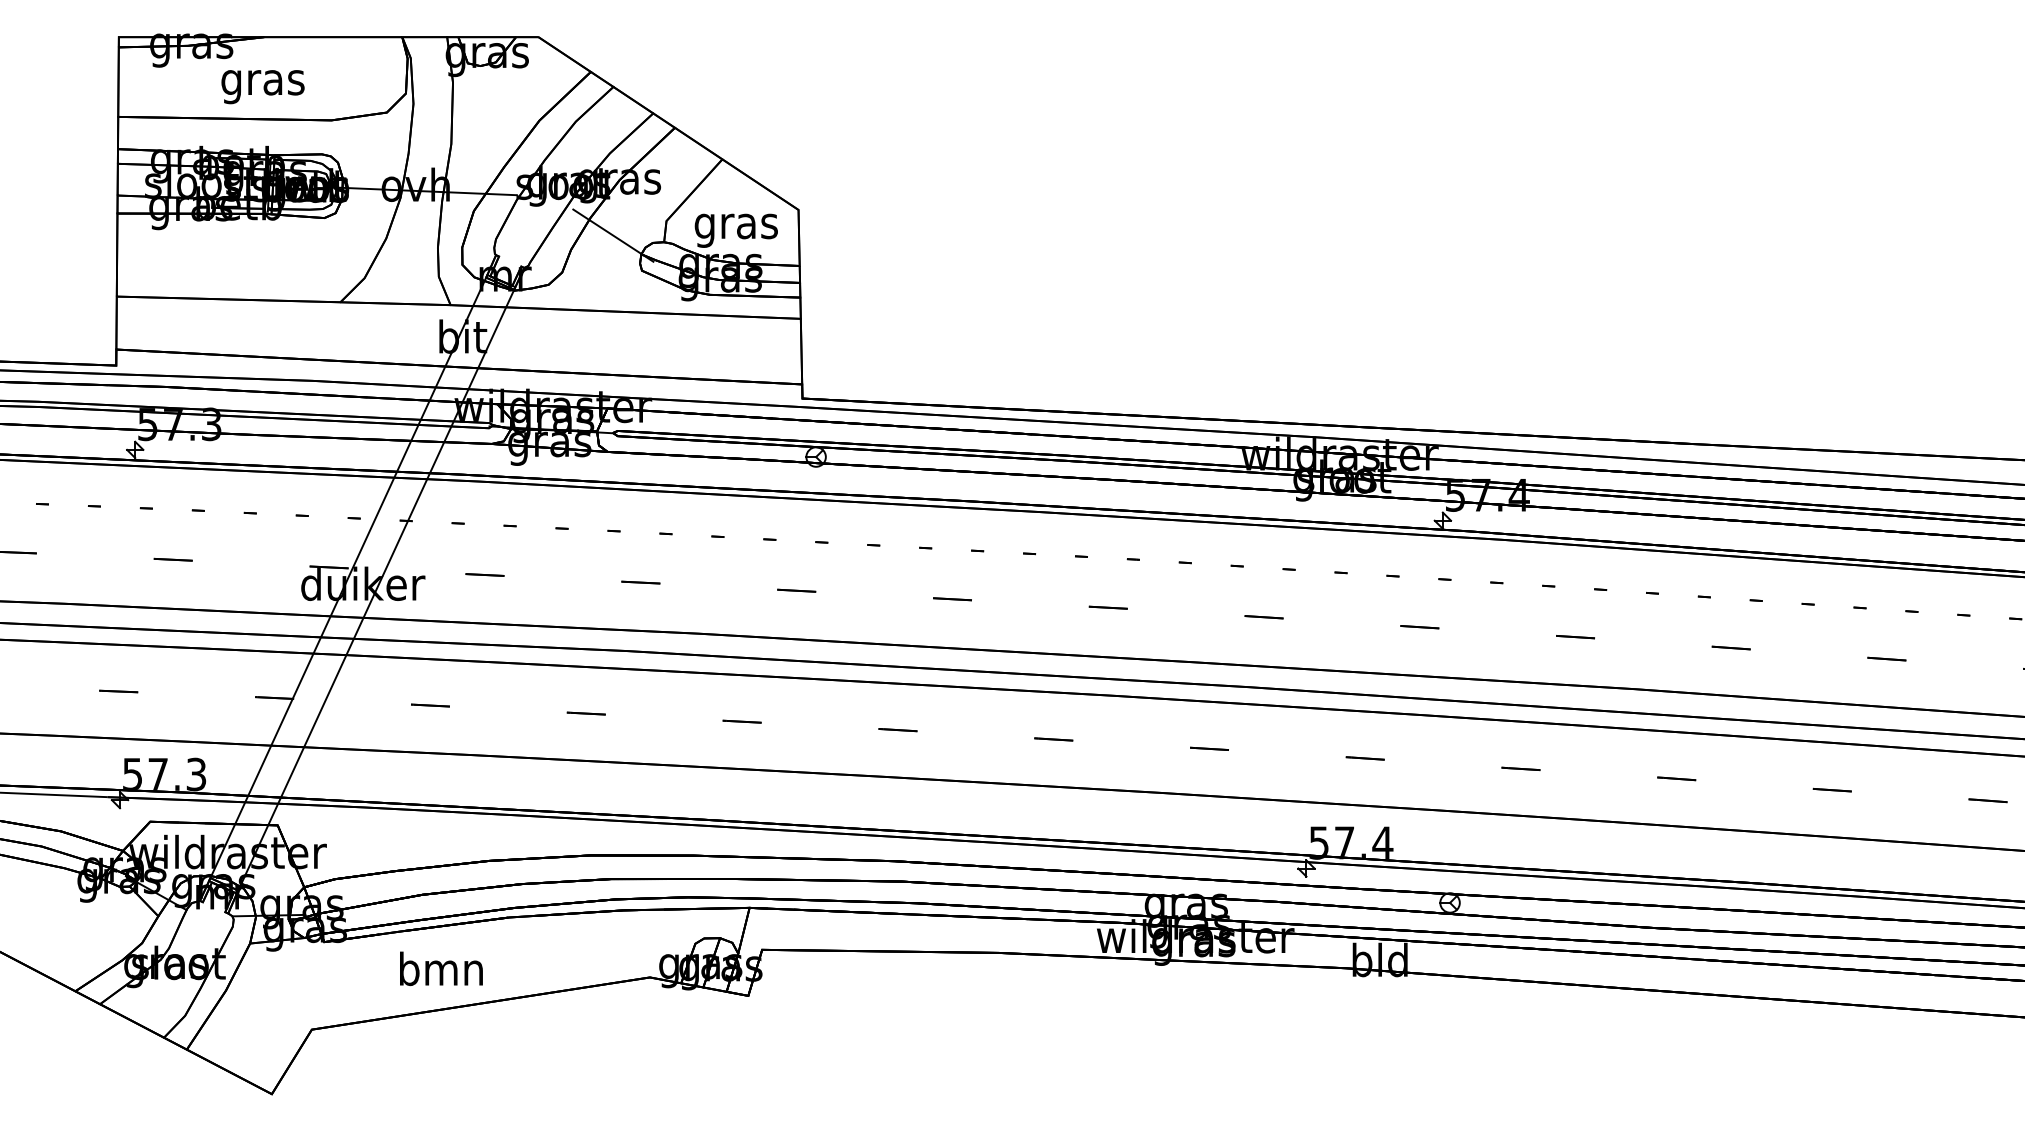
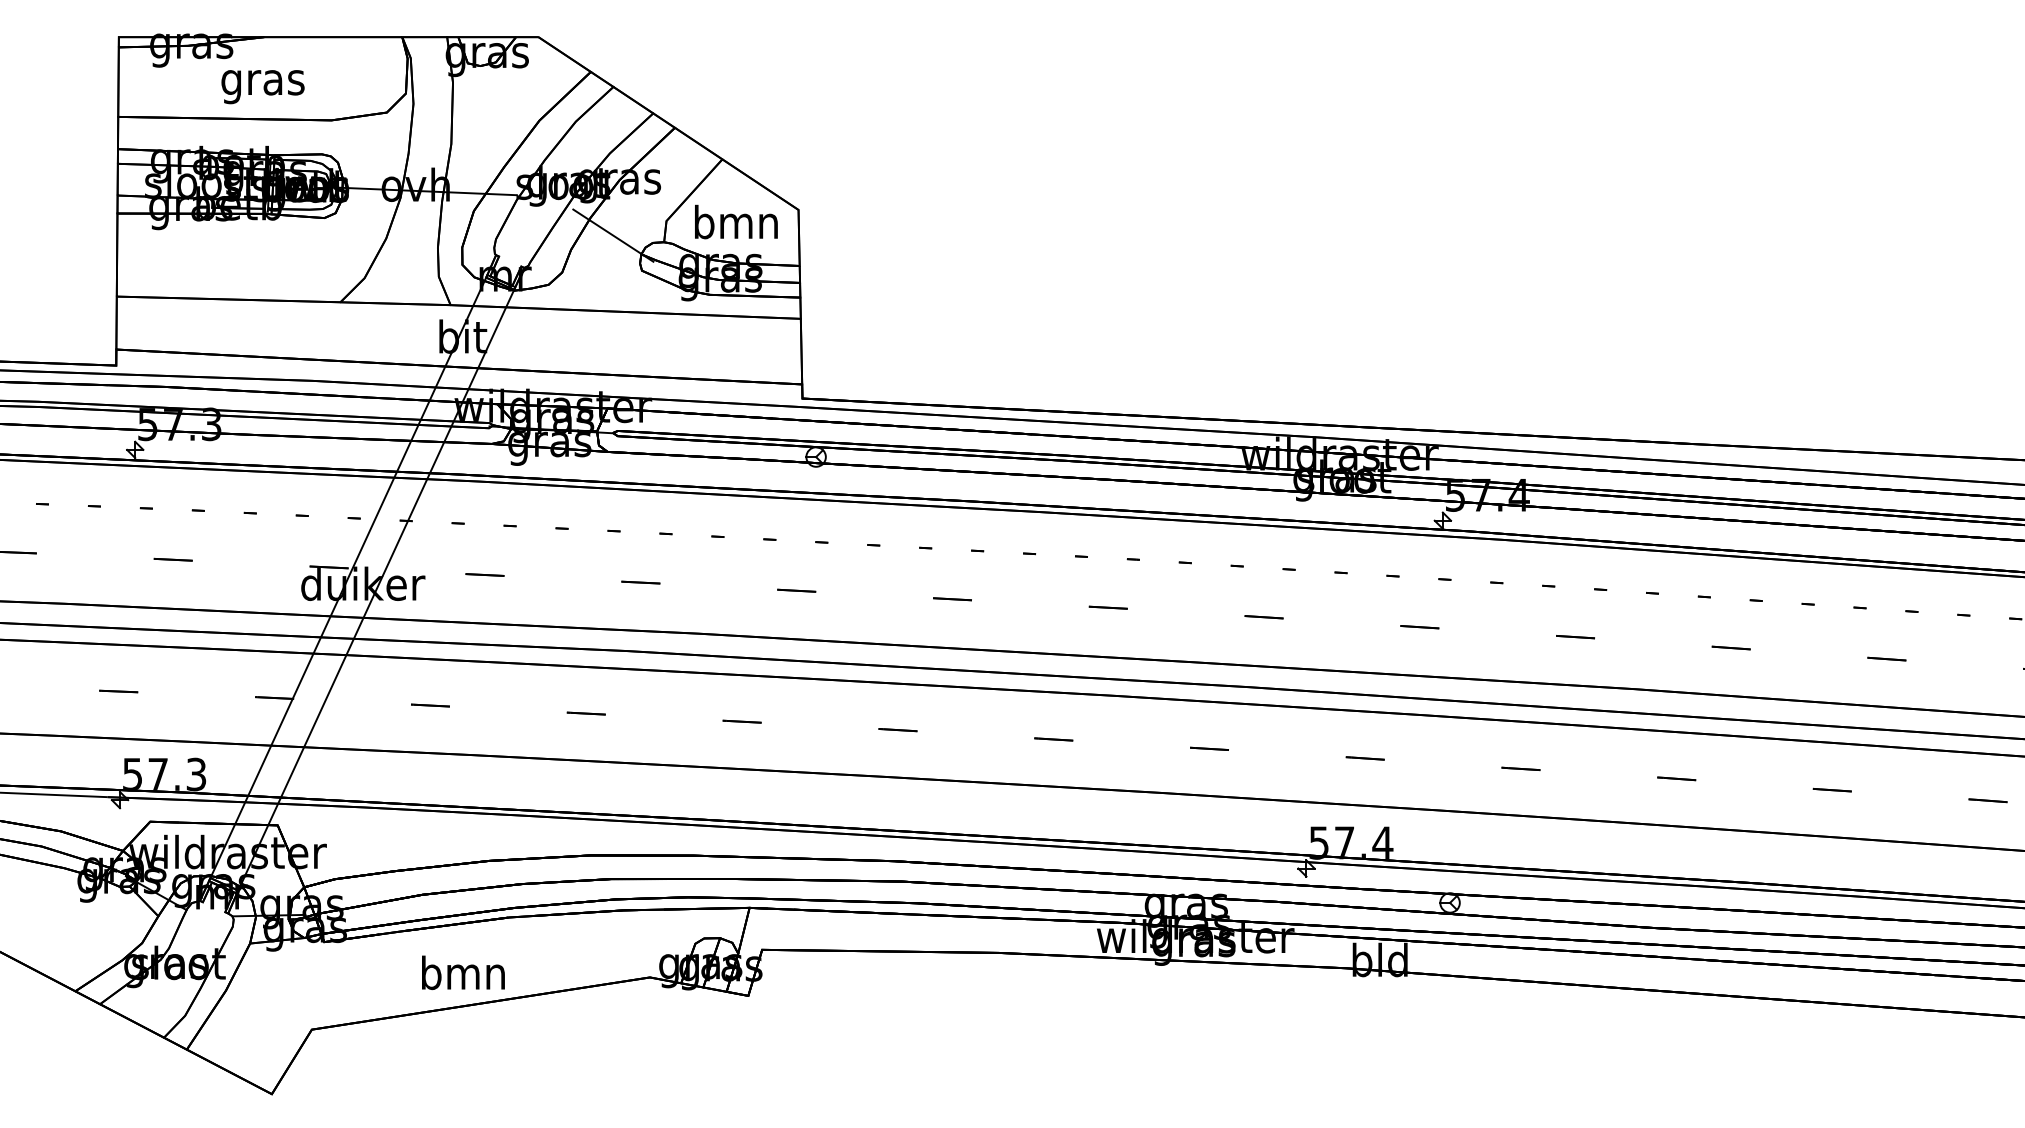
text: gras -> bmn (735, 225)
text position: (441, 968) -> (463, 972) (463, 972)
